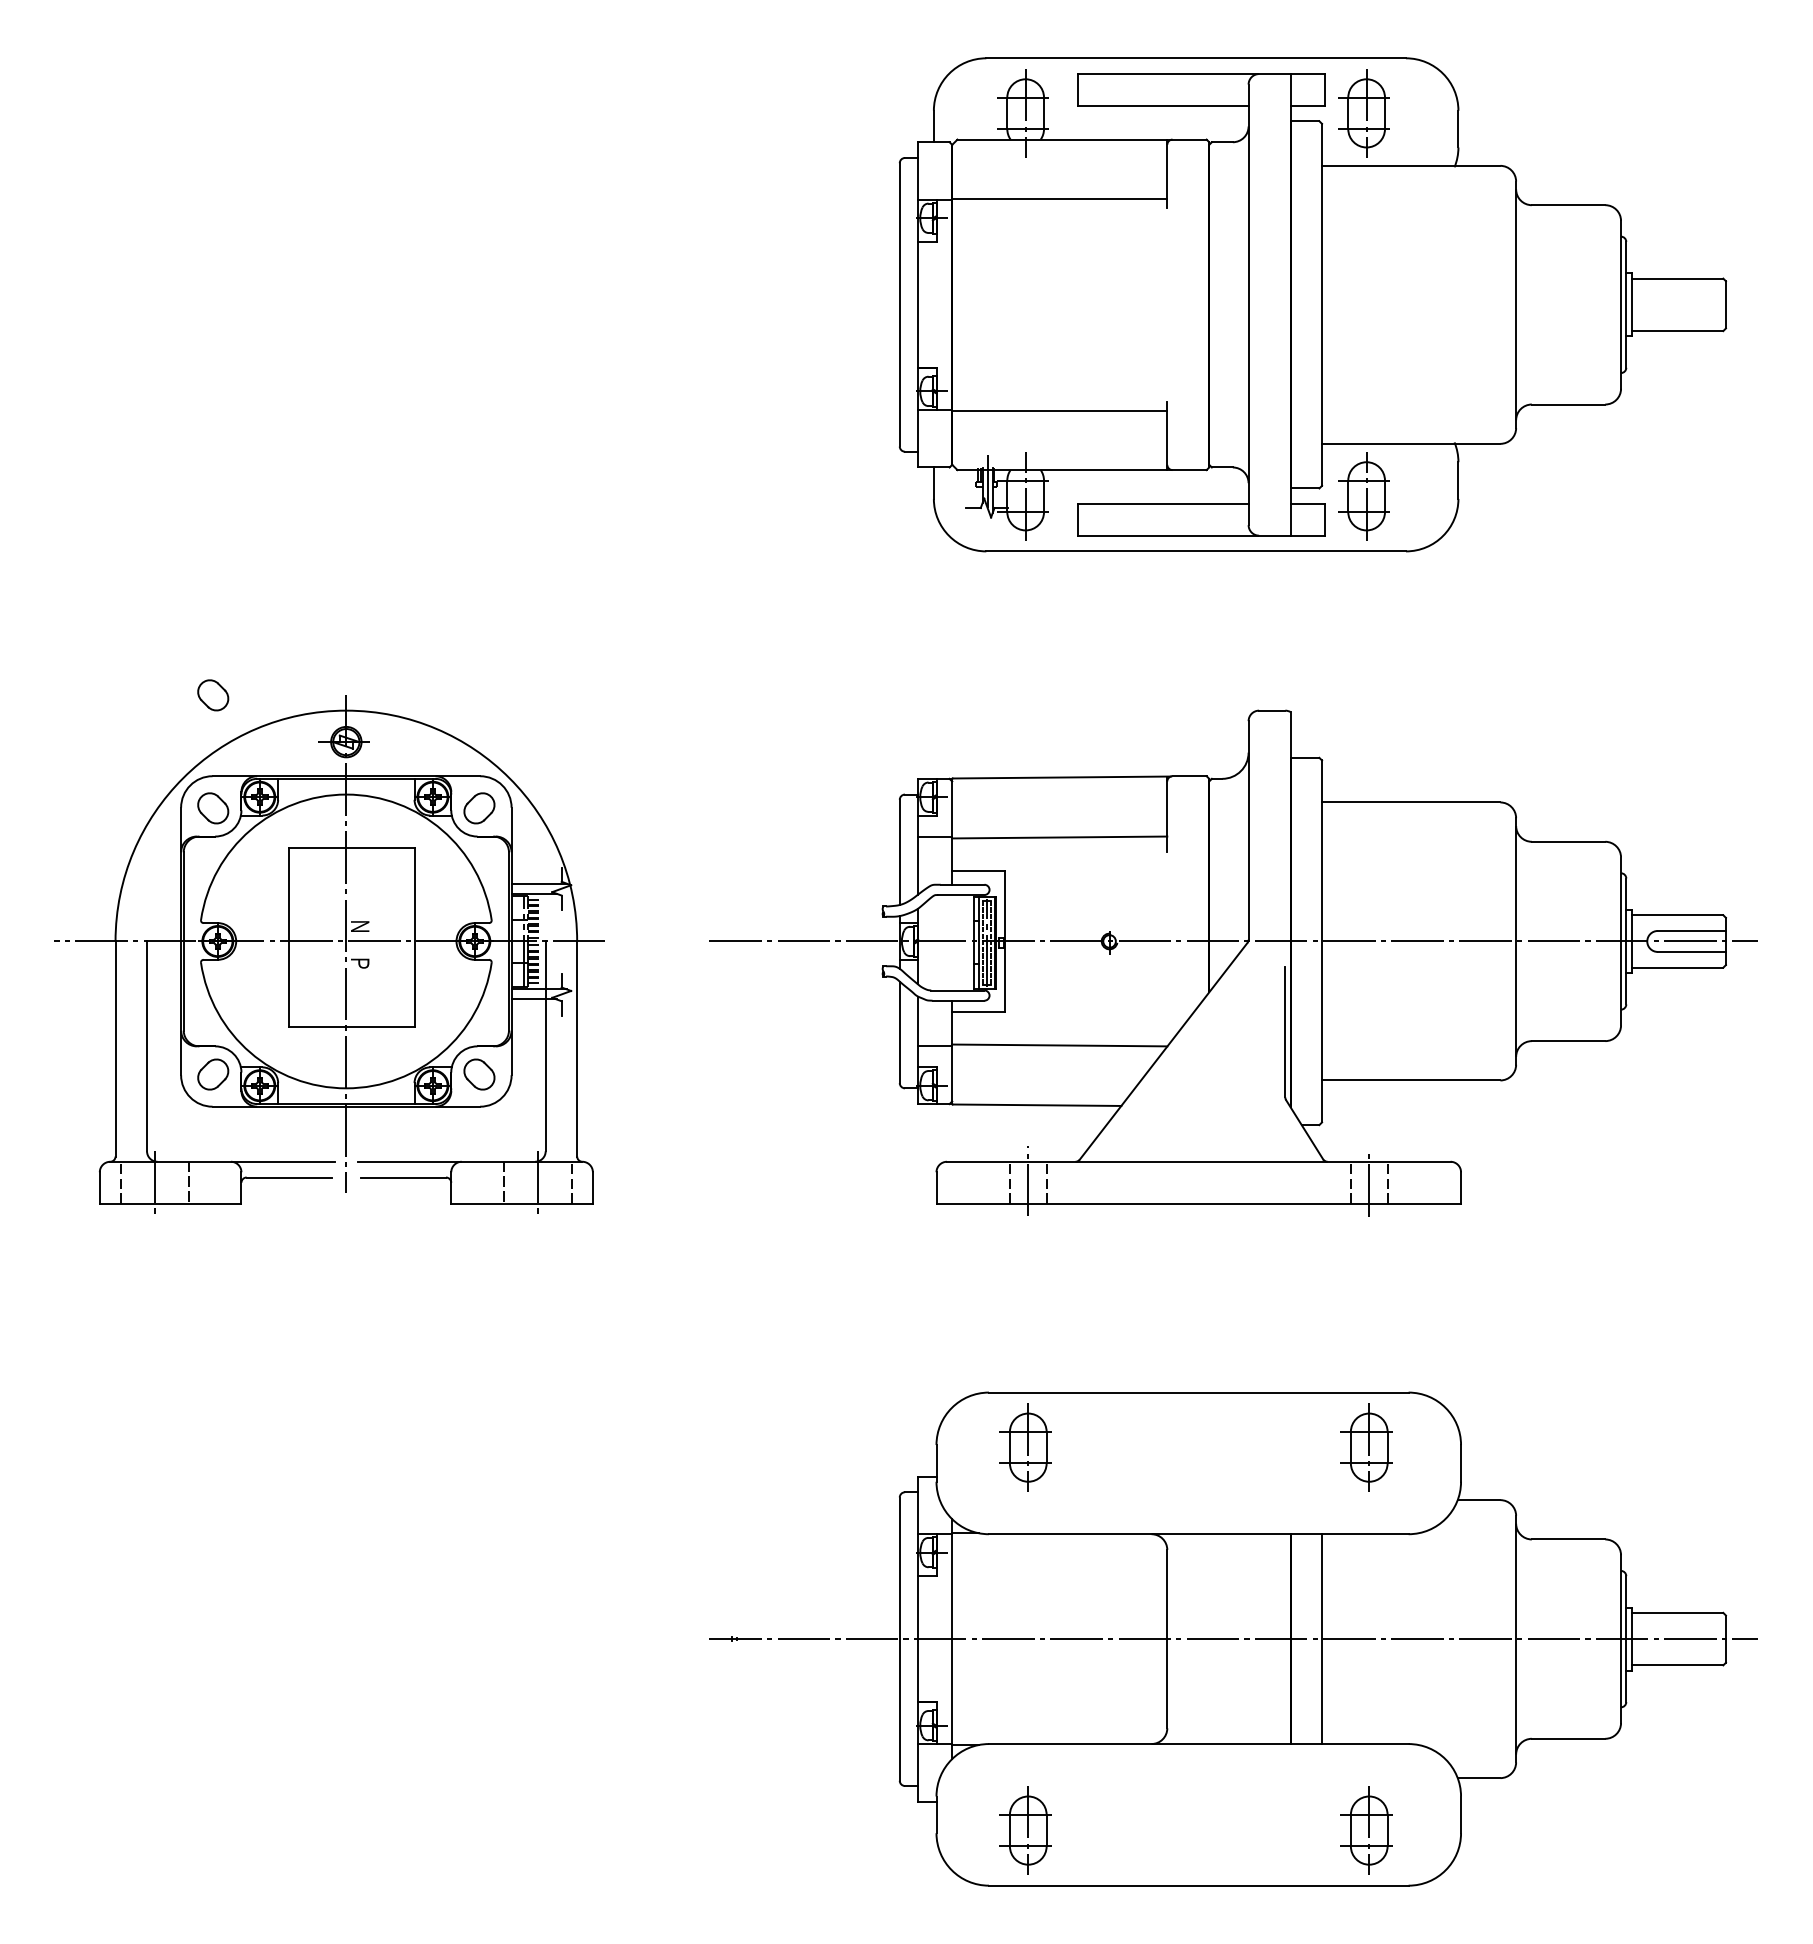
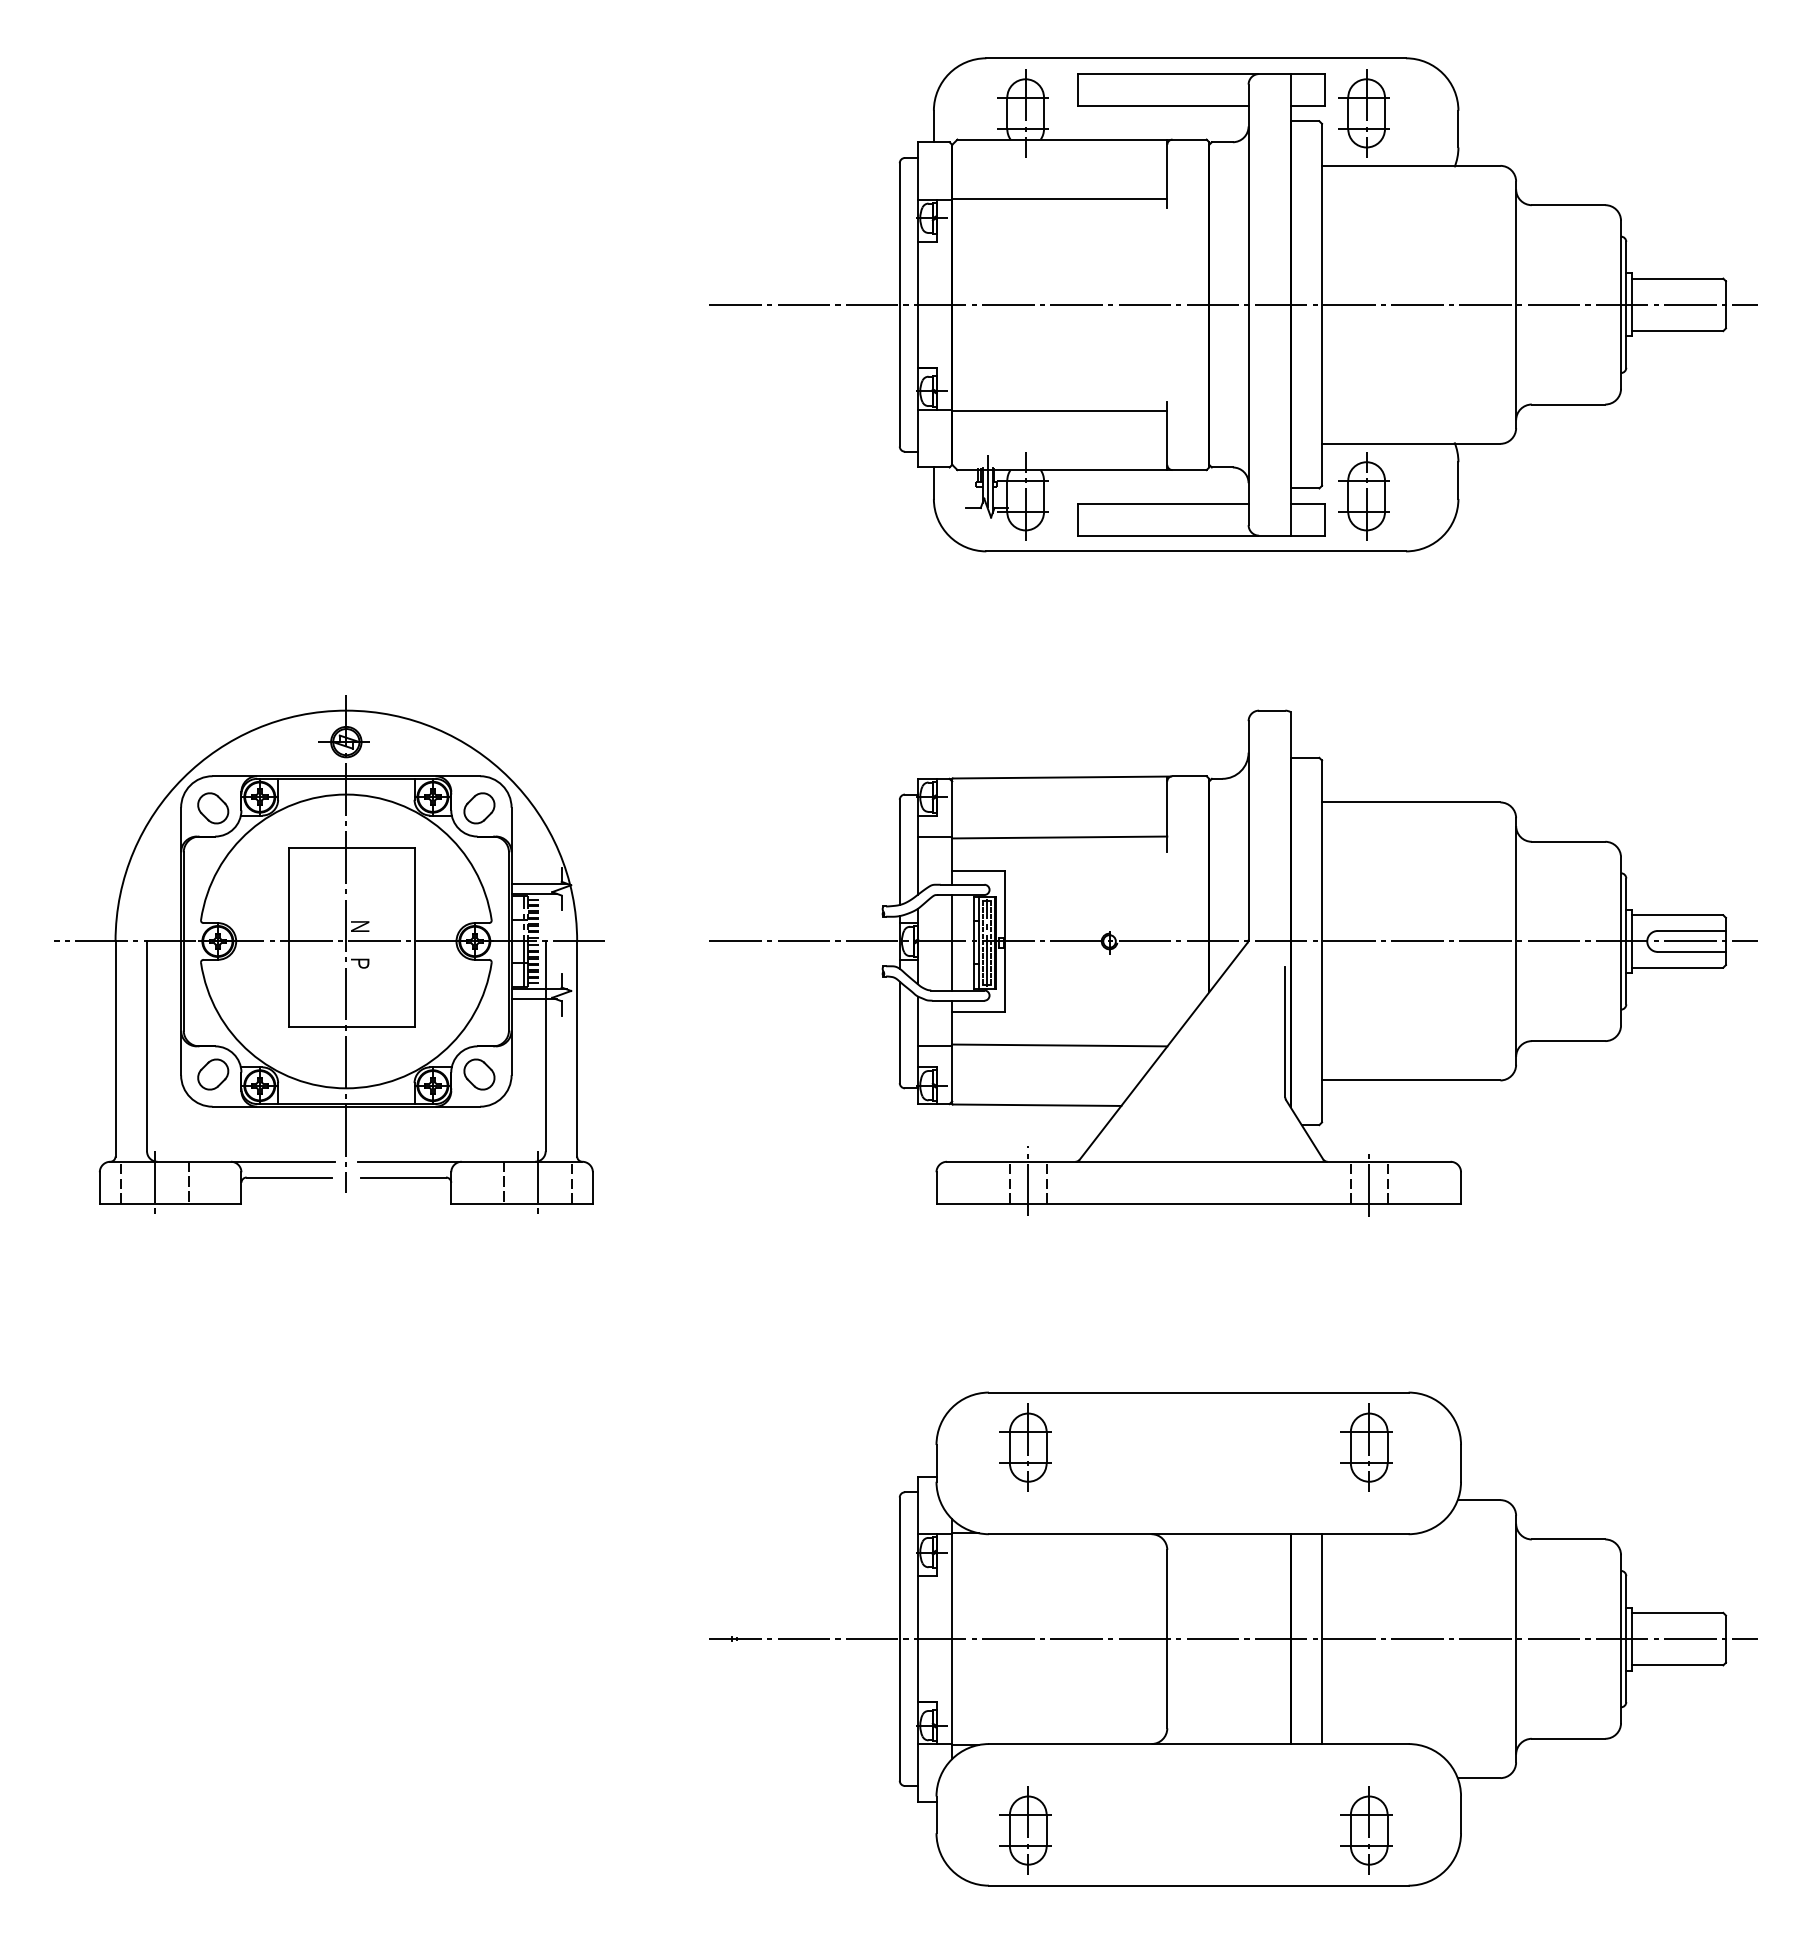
line: none -> present (1233, 304)
part: present -> none (213, 695)
line: none -> present (952, 942)
